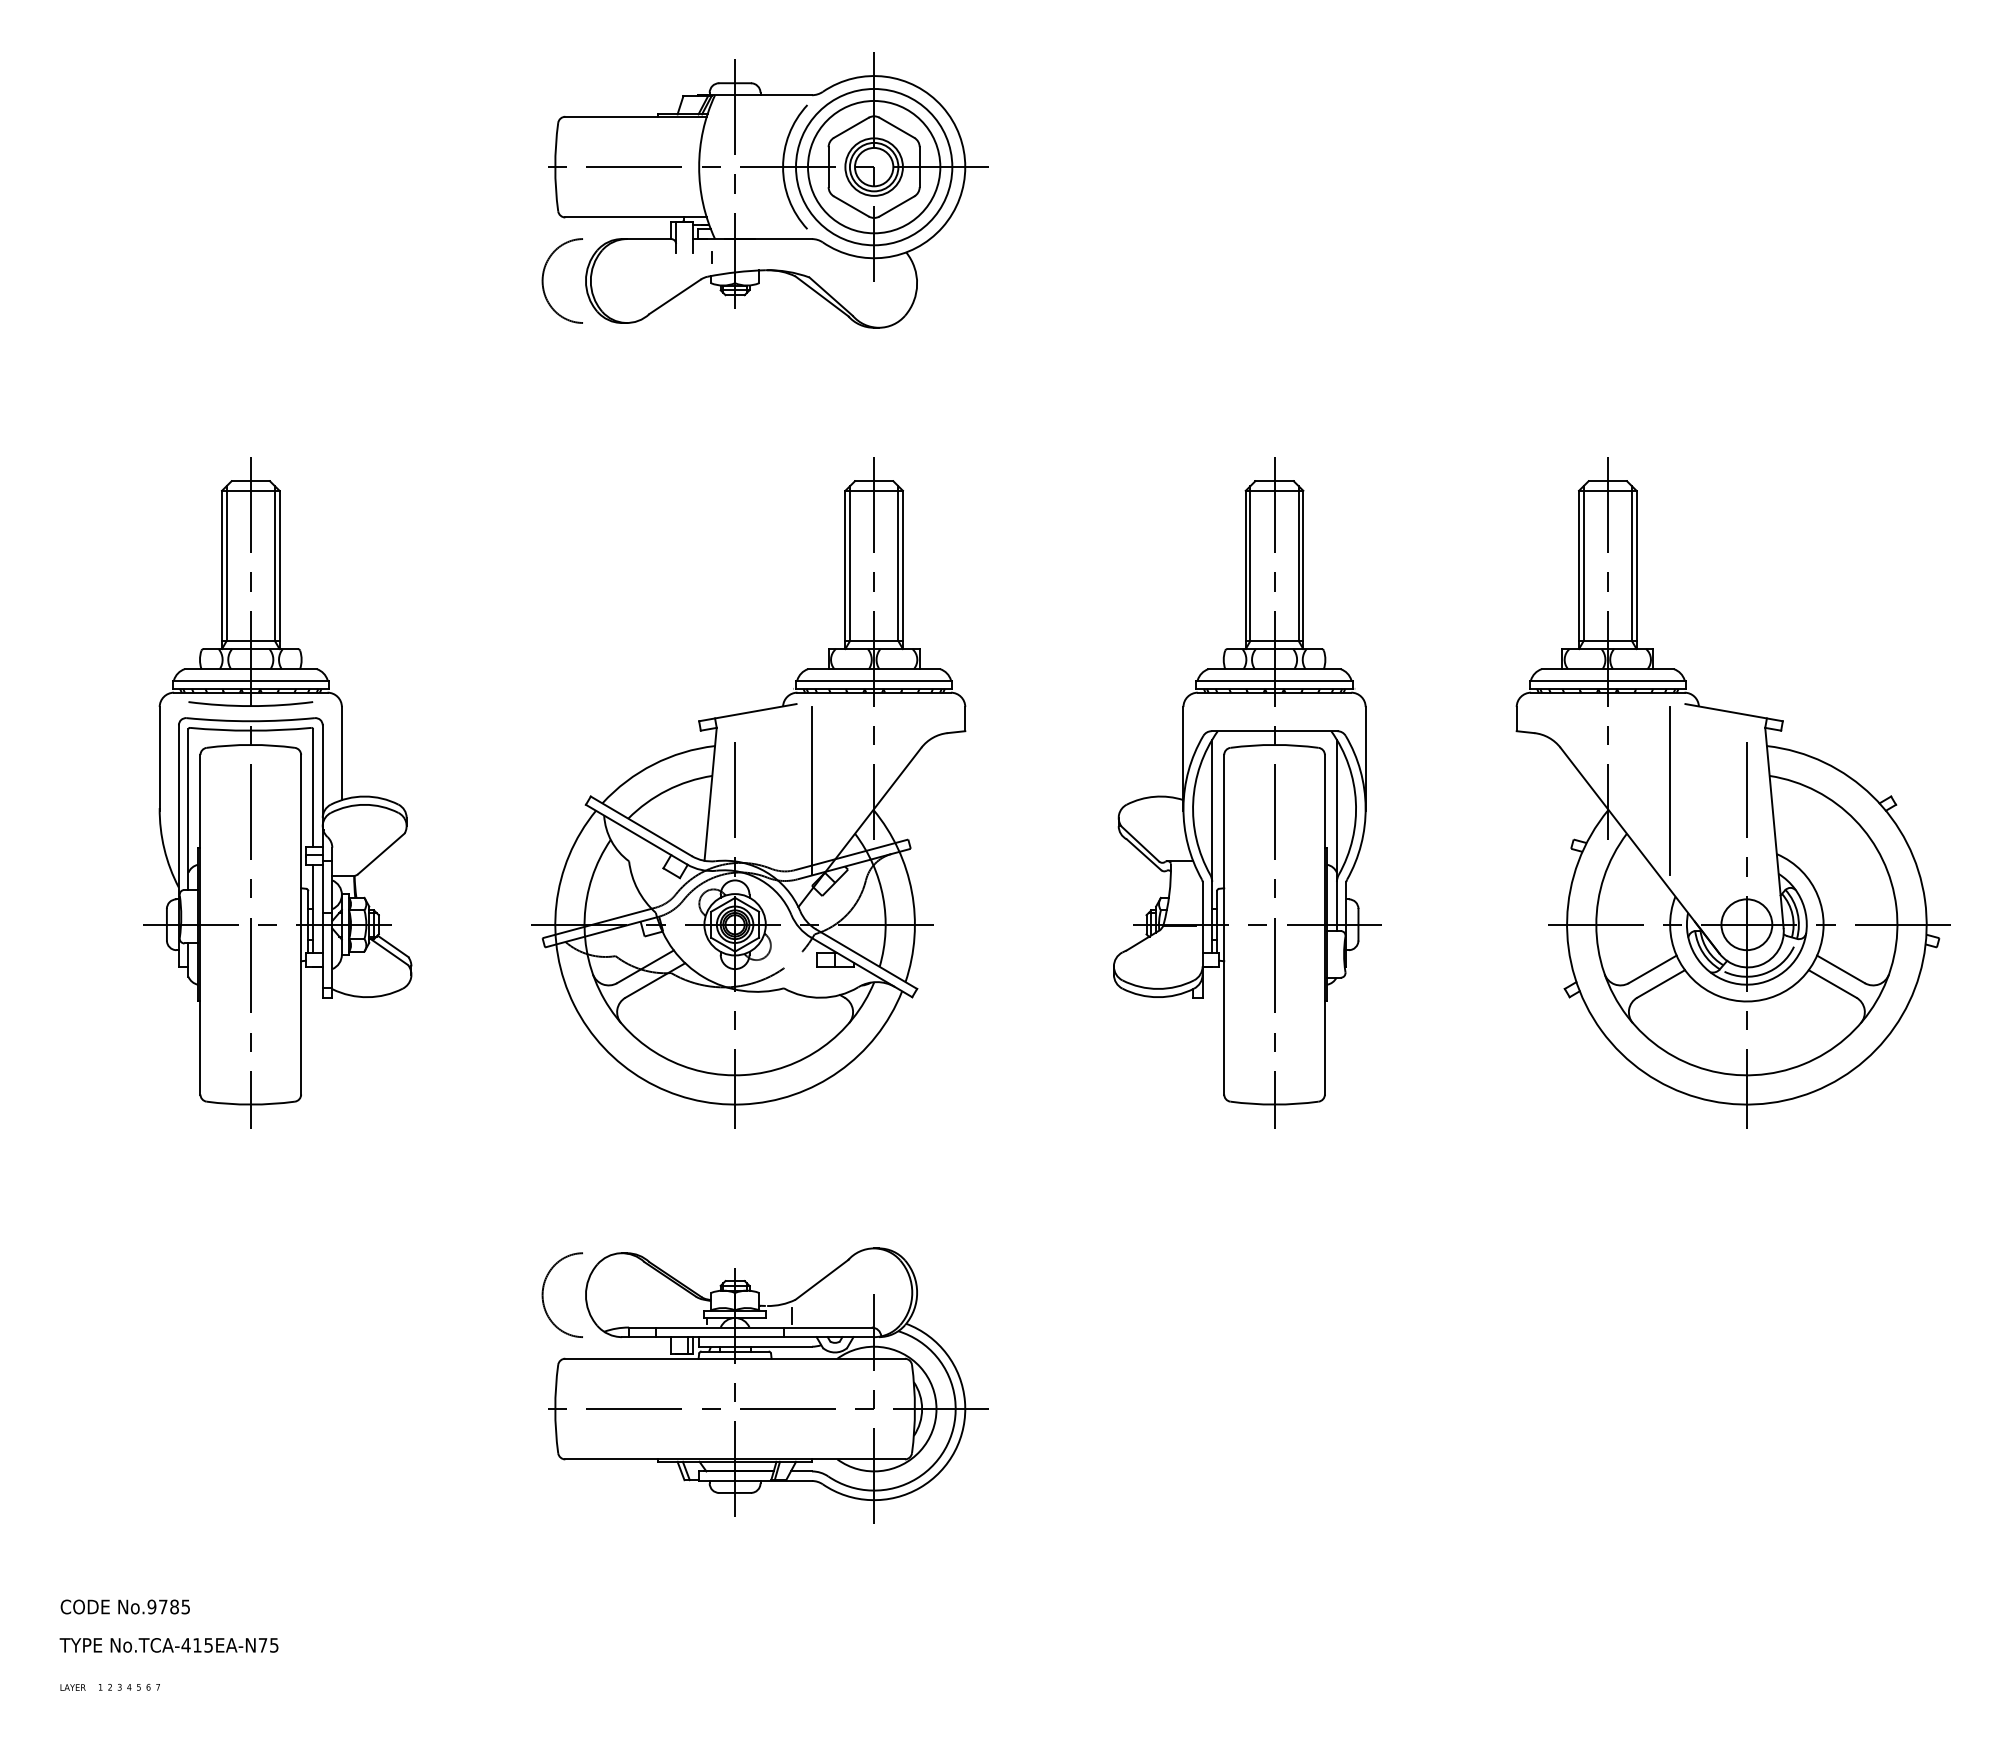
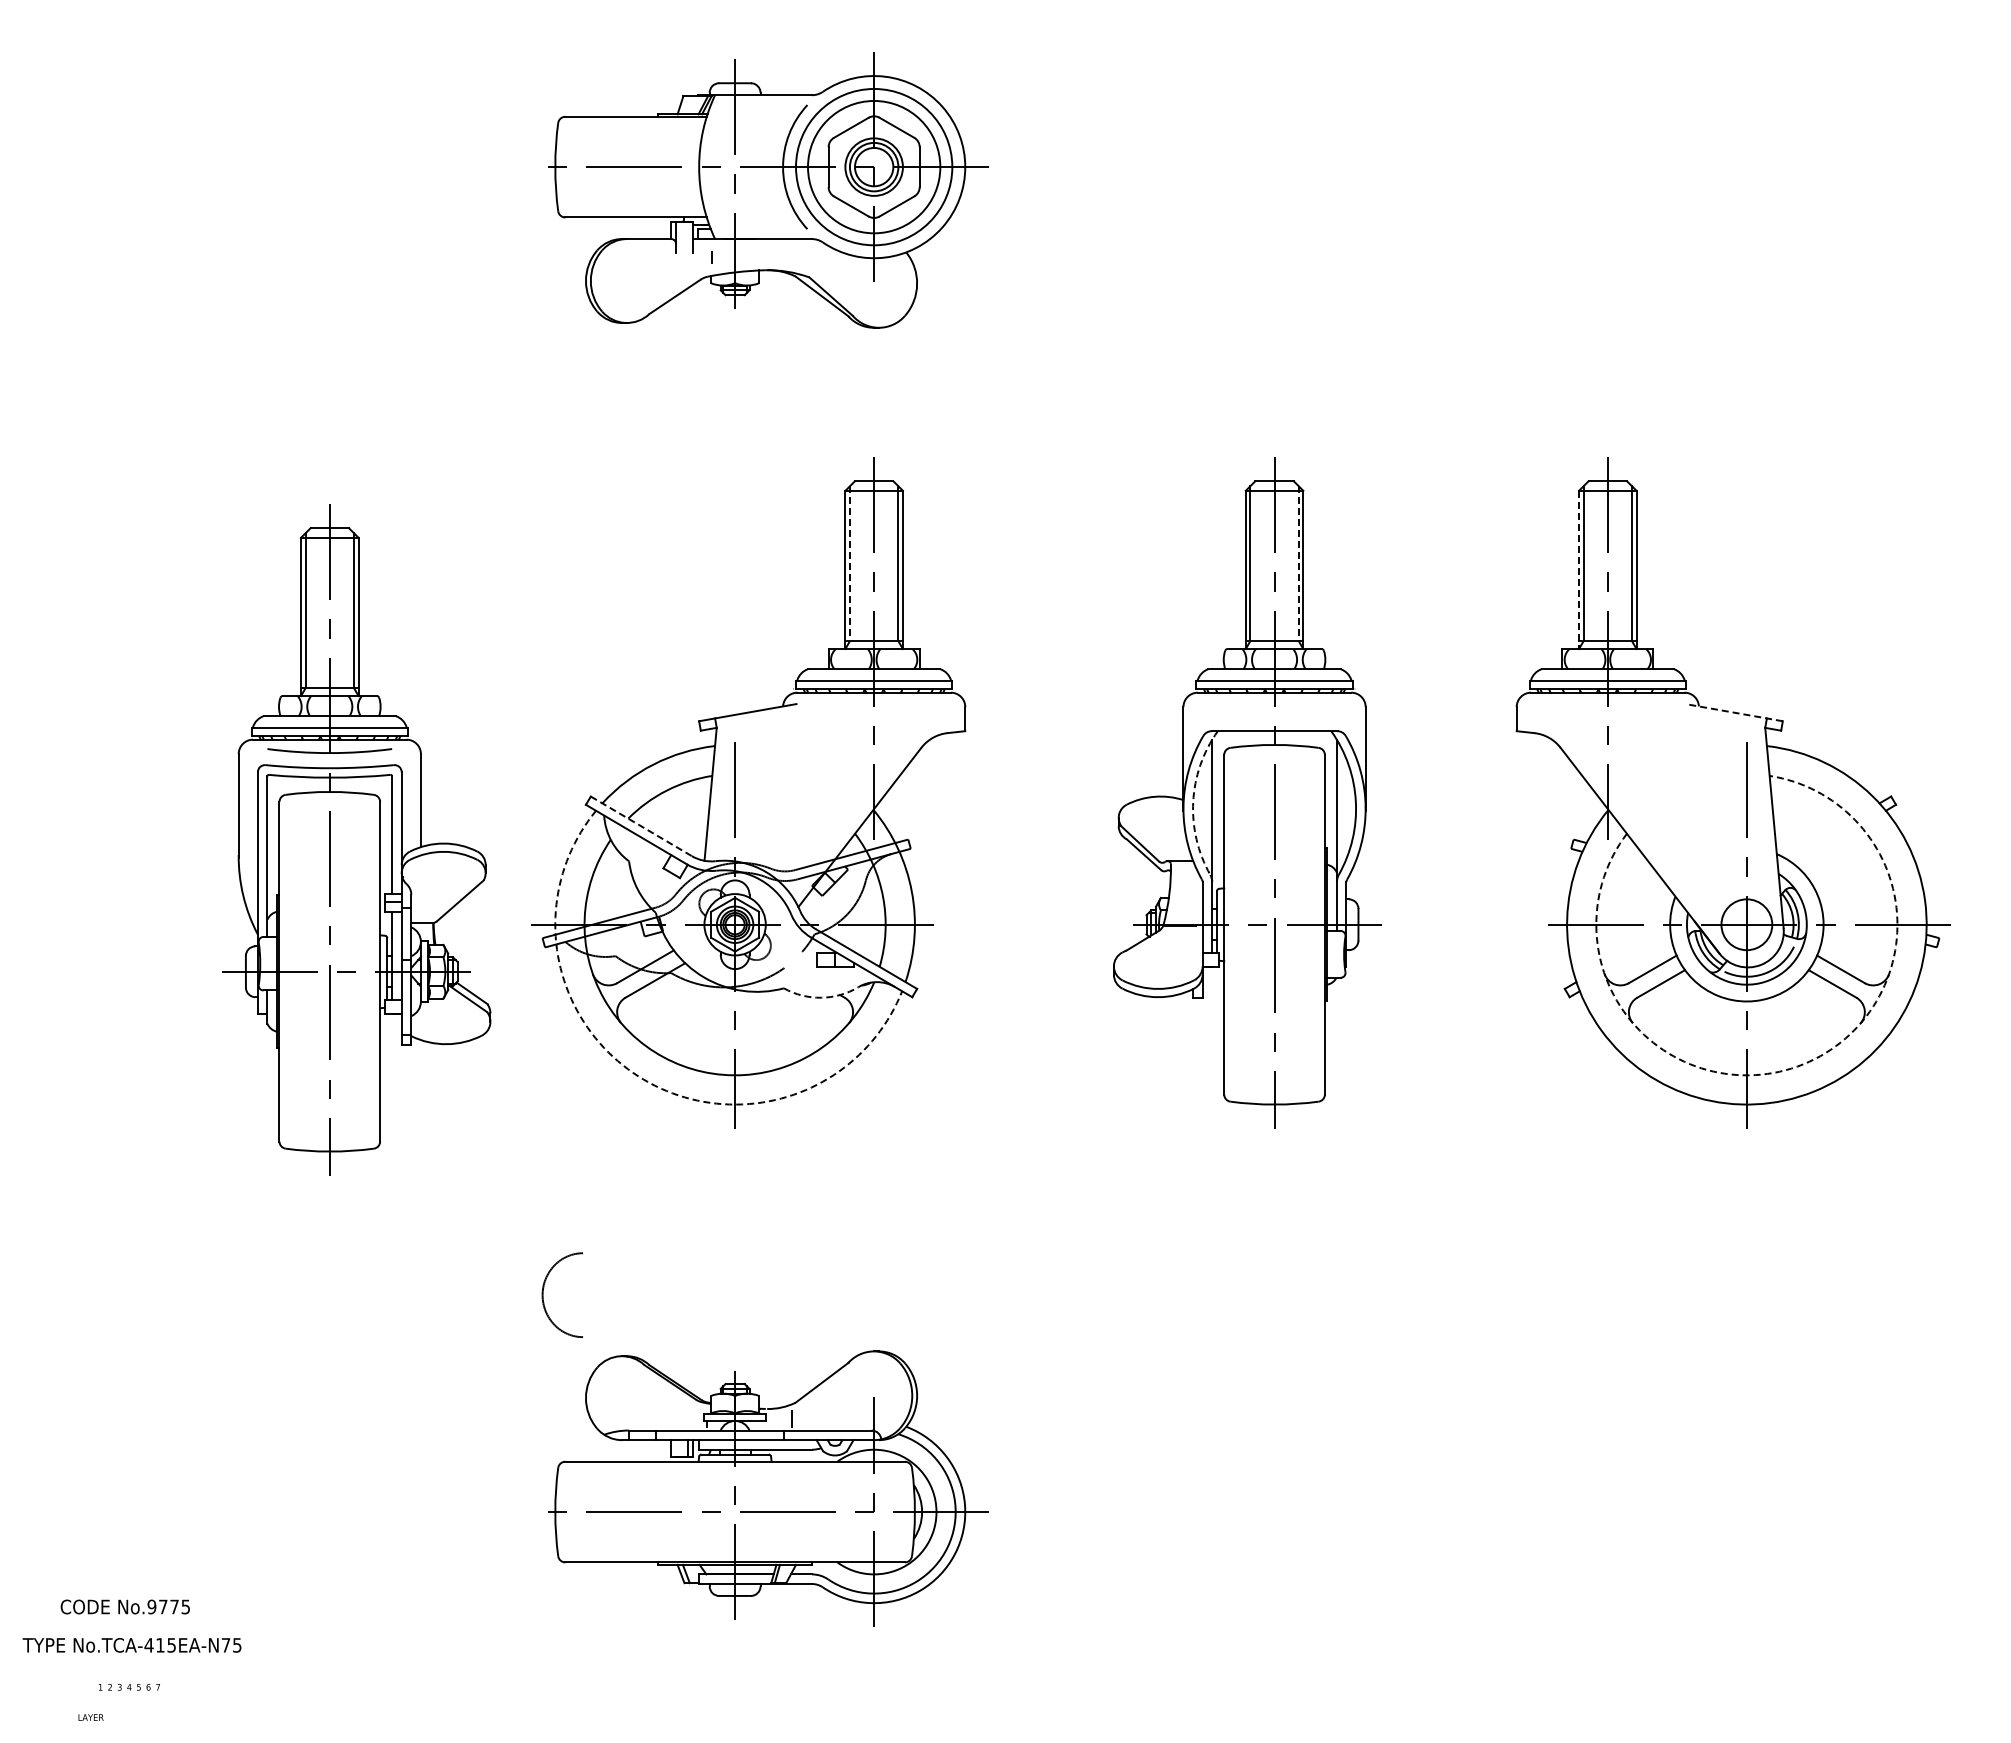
part: present -> none (543, 280)
line: solid -> dashed (849, 564)
line: solid -> dashed (1298, 564)
line: solid -> dashed (1579, 570)
line: solid -> dashed (1733, 712)
line: present -> none (811, 790)
line: present -> none (1670, 790)
part position: (277, 792) -> (356, 839) (356, 839)
arc: solid -> dashed (1193, 802)
line: solid -> dashed (641, 826)
arc: solid -> dashed (821, 997)
arc: solid -> dashed (1803, 1064)
arc: solid -> dashed (643, 1079)
part position: (768, 1385) -> (768, 1488) (768, 1488)
text: No.9785 -> No.9775 (174, 1606)
text position: (168, 1645) -> (131, 1645) (131, 1645)
text position: (72, 1687) -> (90, 1717) (90, 1717)
